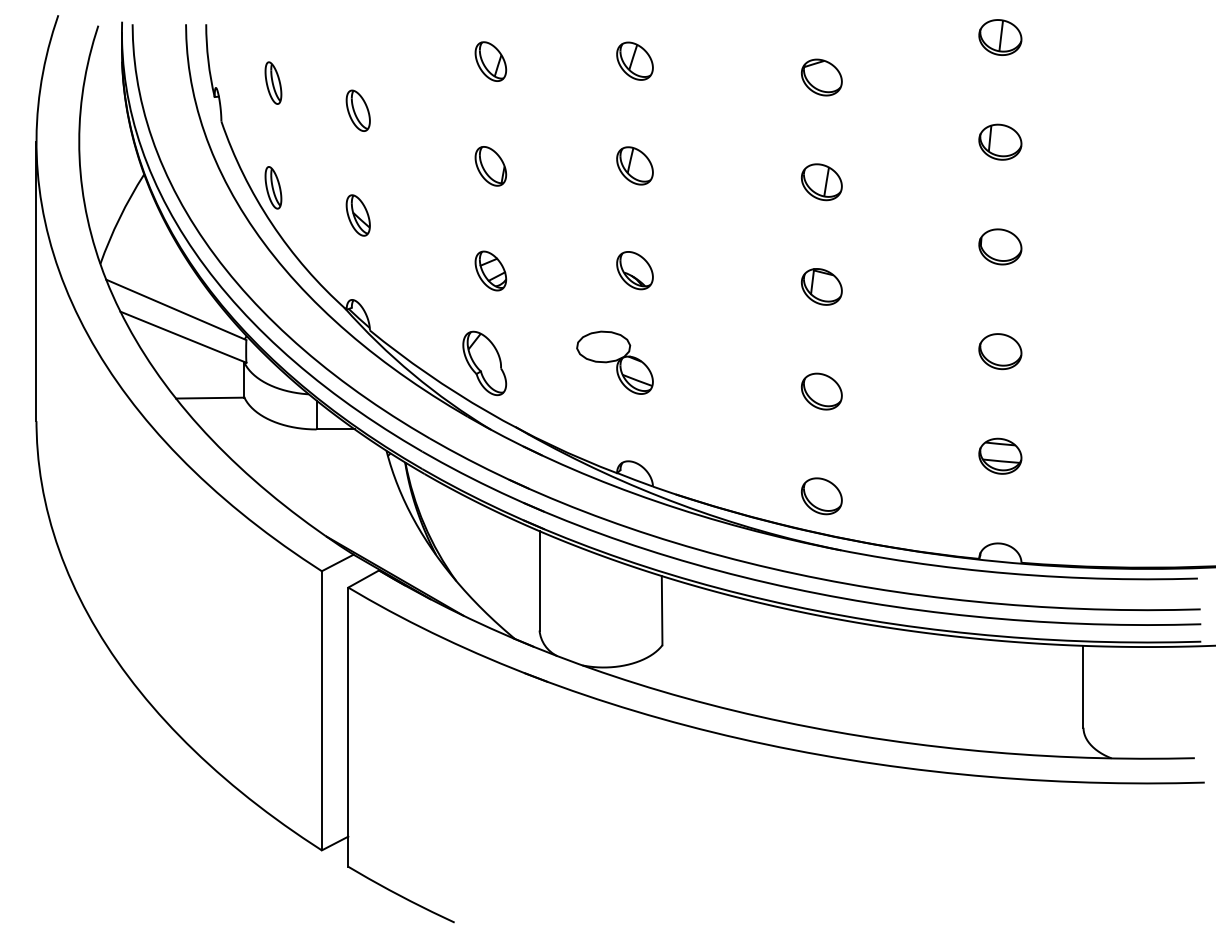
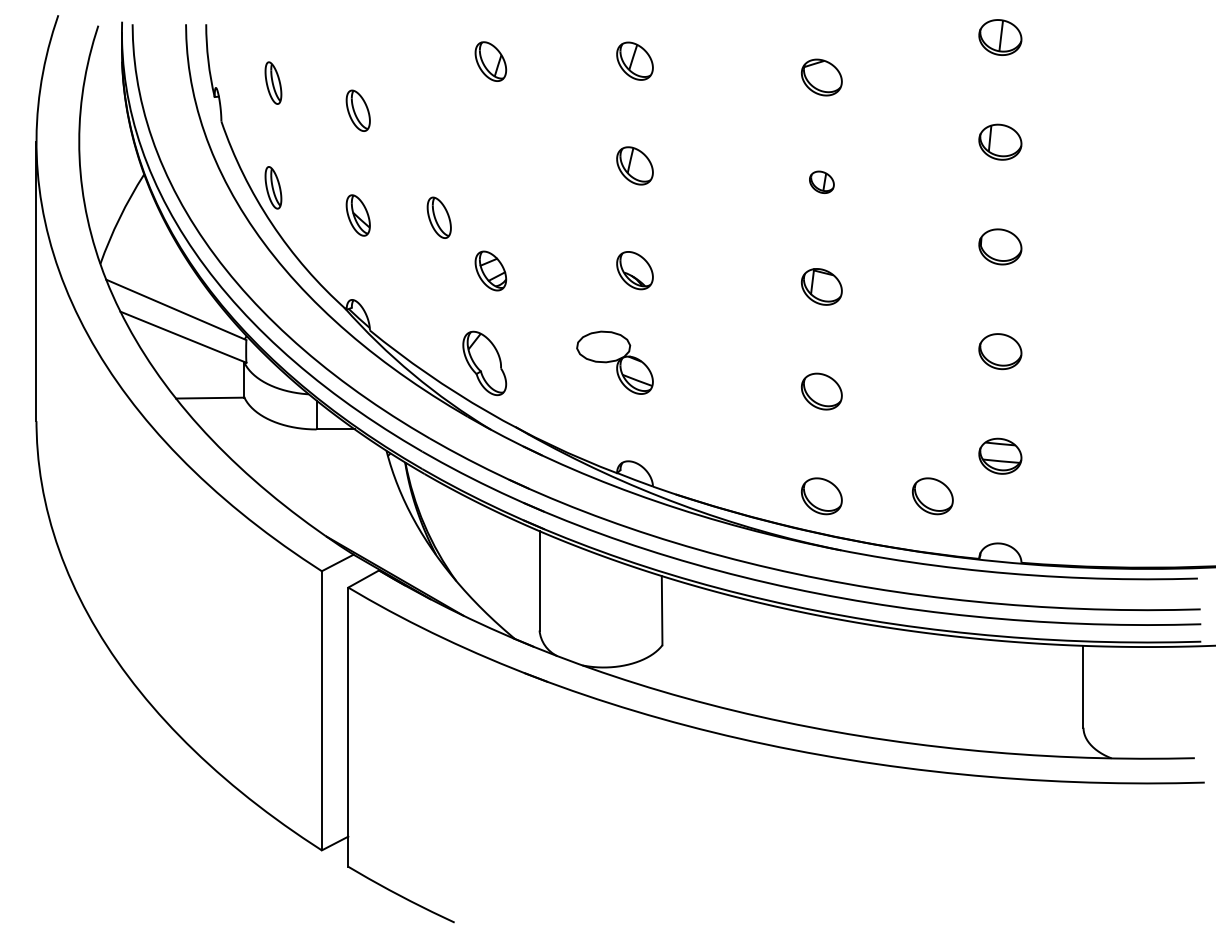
part: present -> none (490, 166)
part size: 42x39 px -> 26x24 px (821, 181)
part: none -> present (438, 217)
part: none -> present (932, 496)
